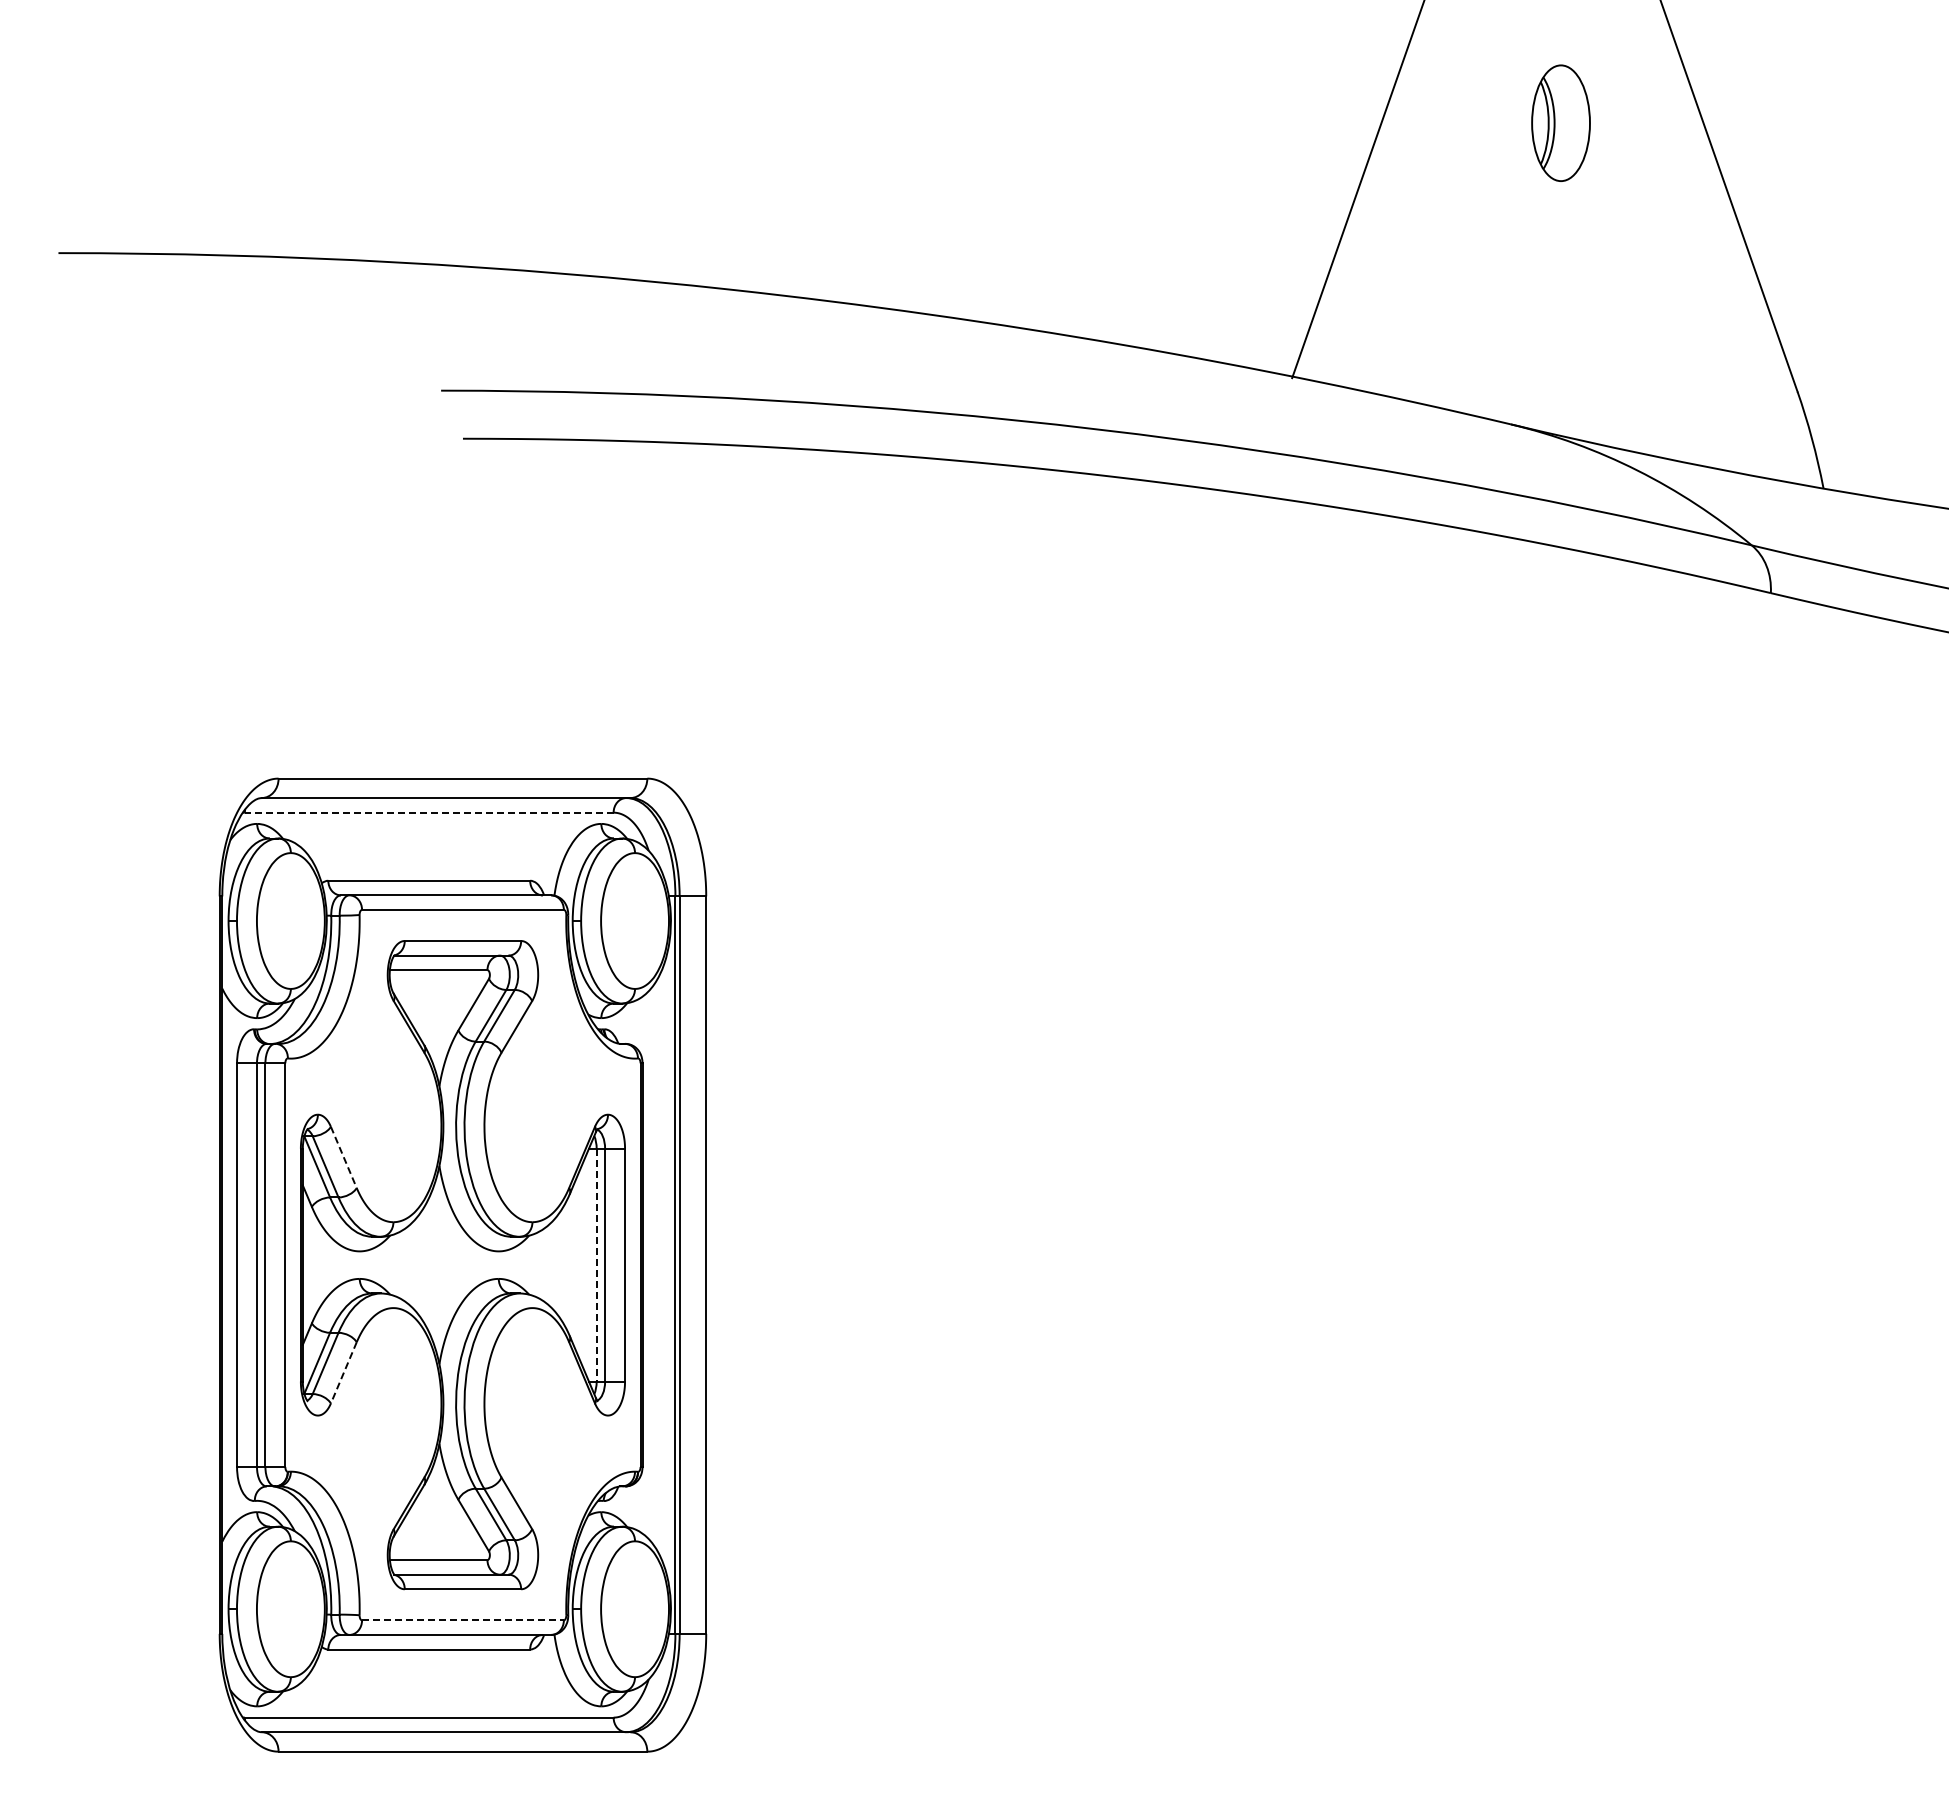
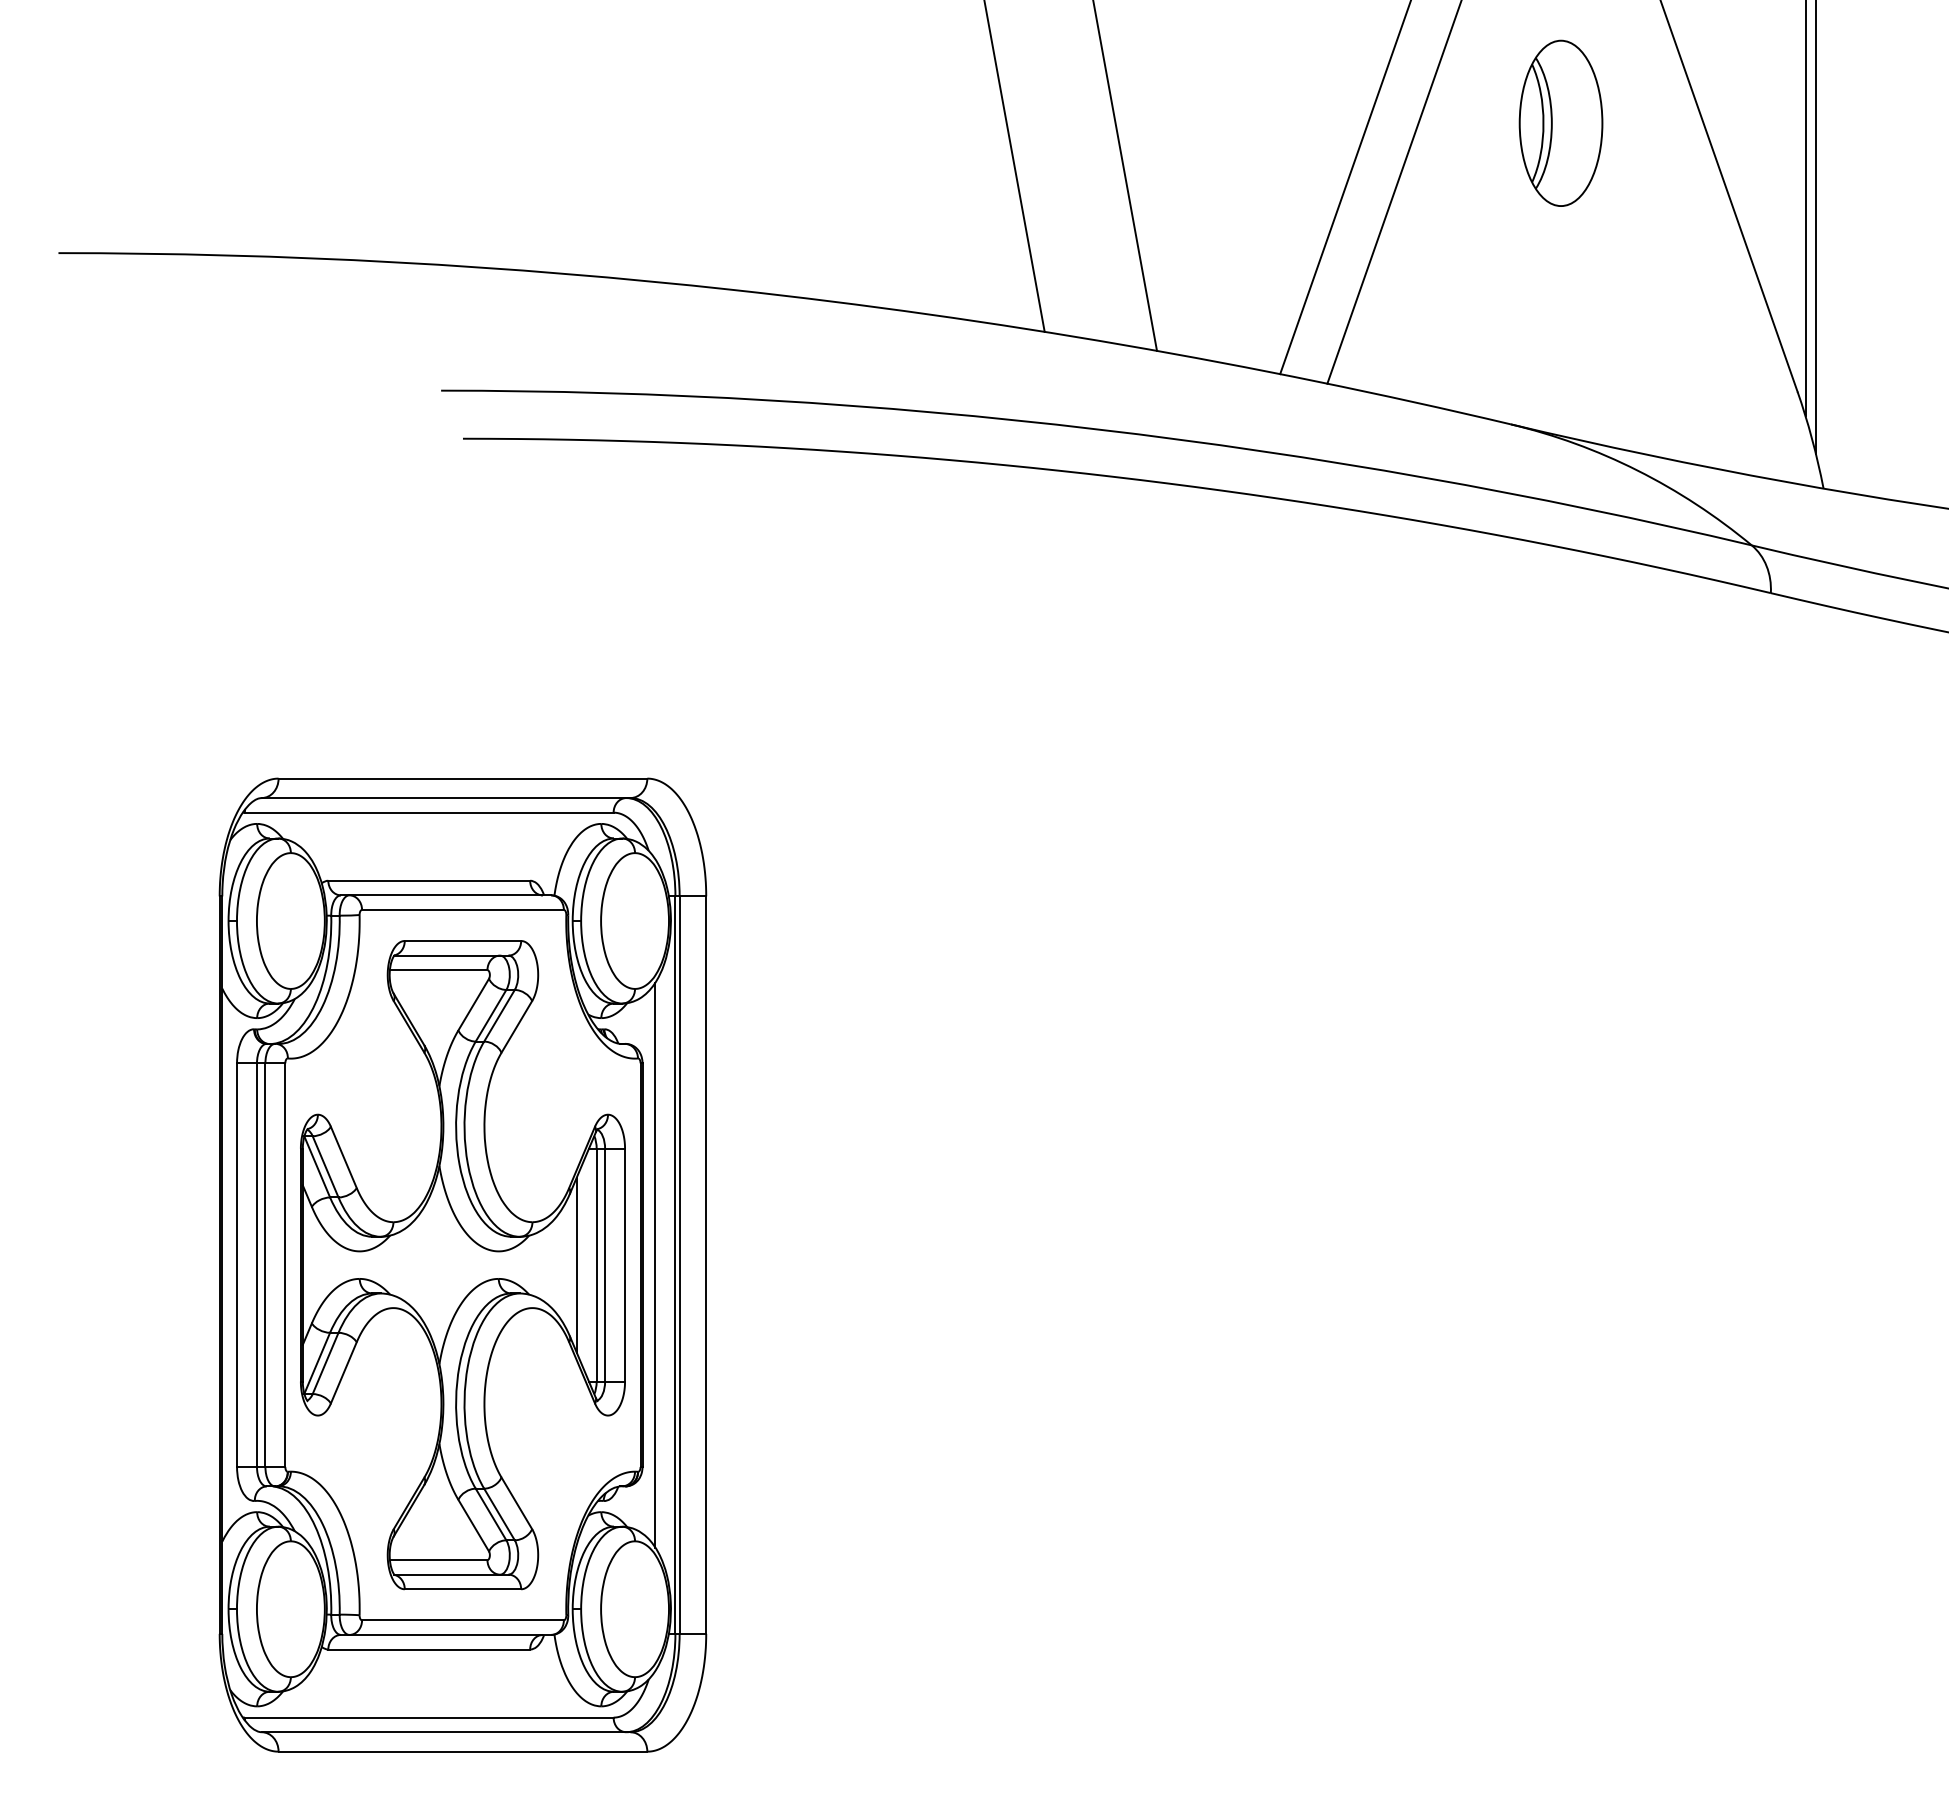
part size: 60x118 px -> 86x168 px (1560, 122)
line: none -> present (1014, 166)
line: none -> present (1125, 176)
line position: (1357, 190) -> (1345, 188) (1345, 188)
line: none -> present (1393, 192)
line: none -> present (1805, 209)
line: none -> present (1815, 227)
line: dashed -> solid (428, 812)
line: dashed -> solid (344, 1157)
line: none -> present (576, 1264)
line: none -> present (655, 1264)
line: dashed -> solid (596, 1265)
line: dashed -> solid (343, 1373)
line: dashed -> solid (462, 1620)
